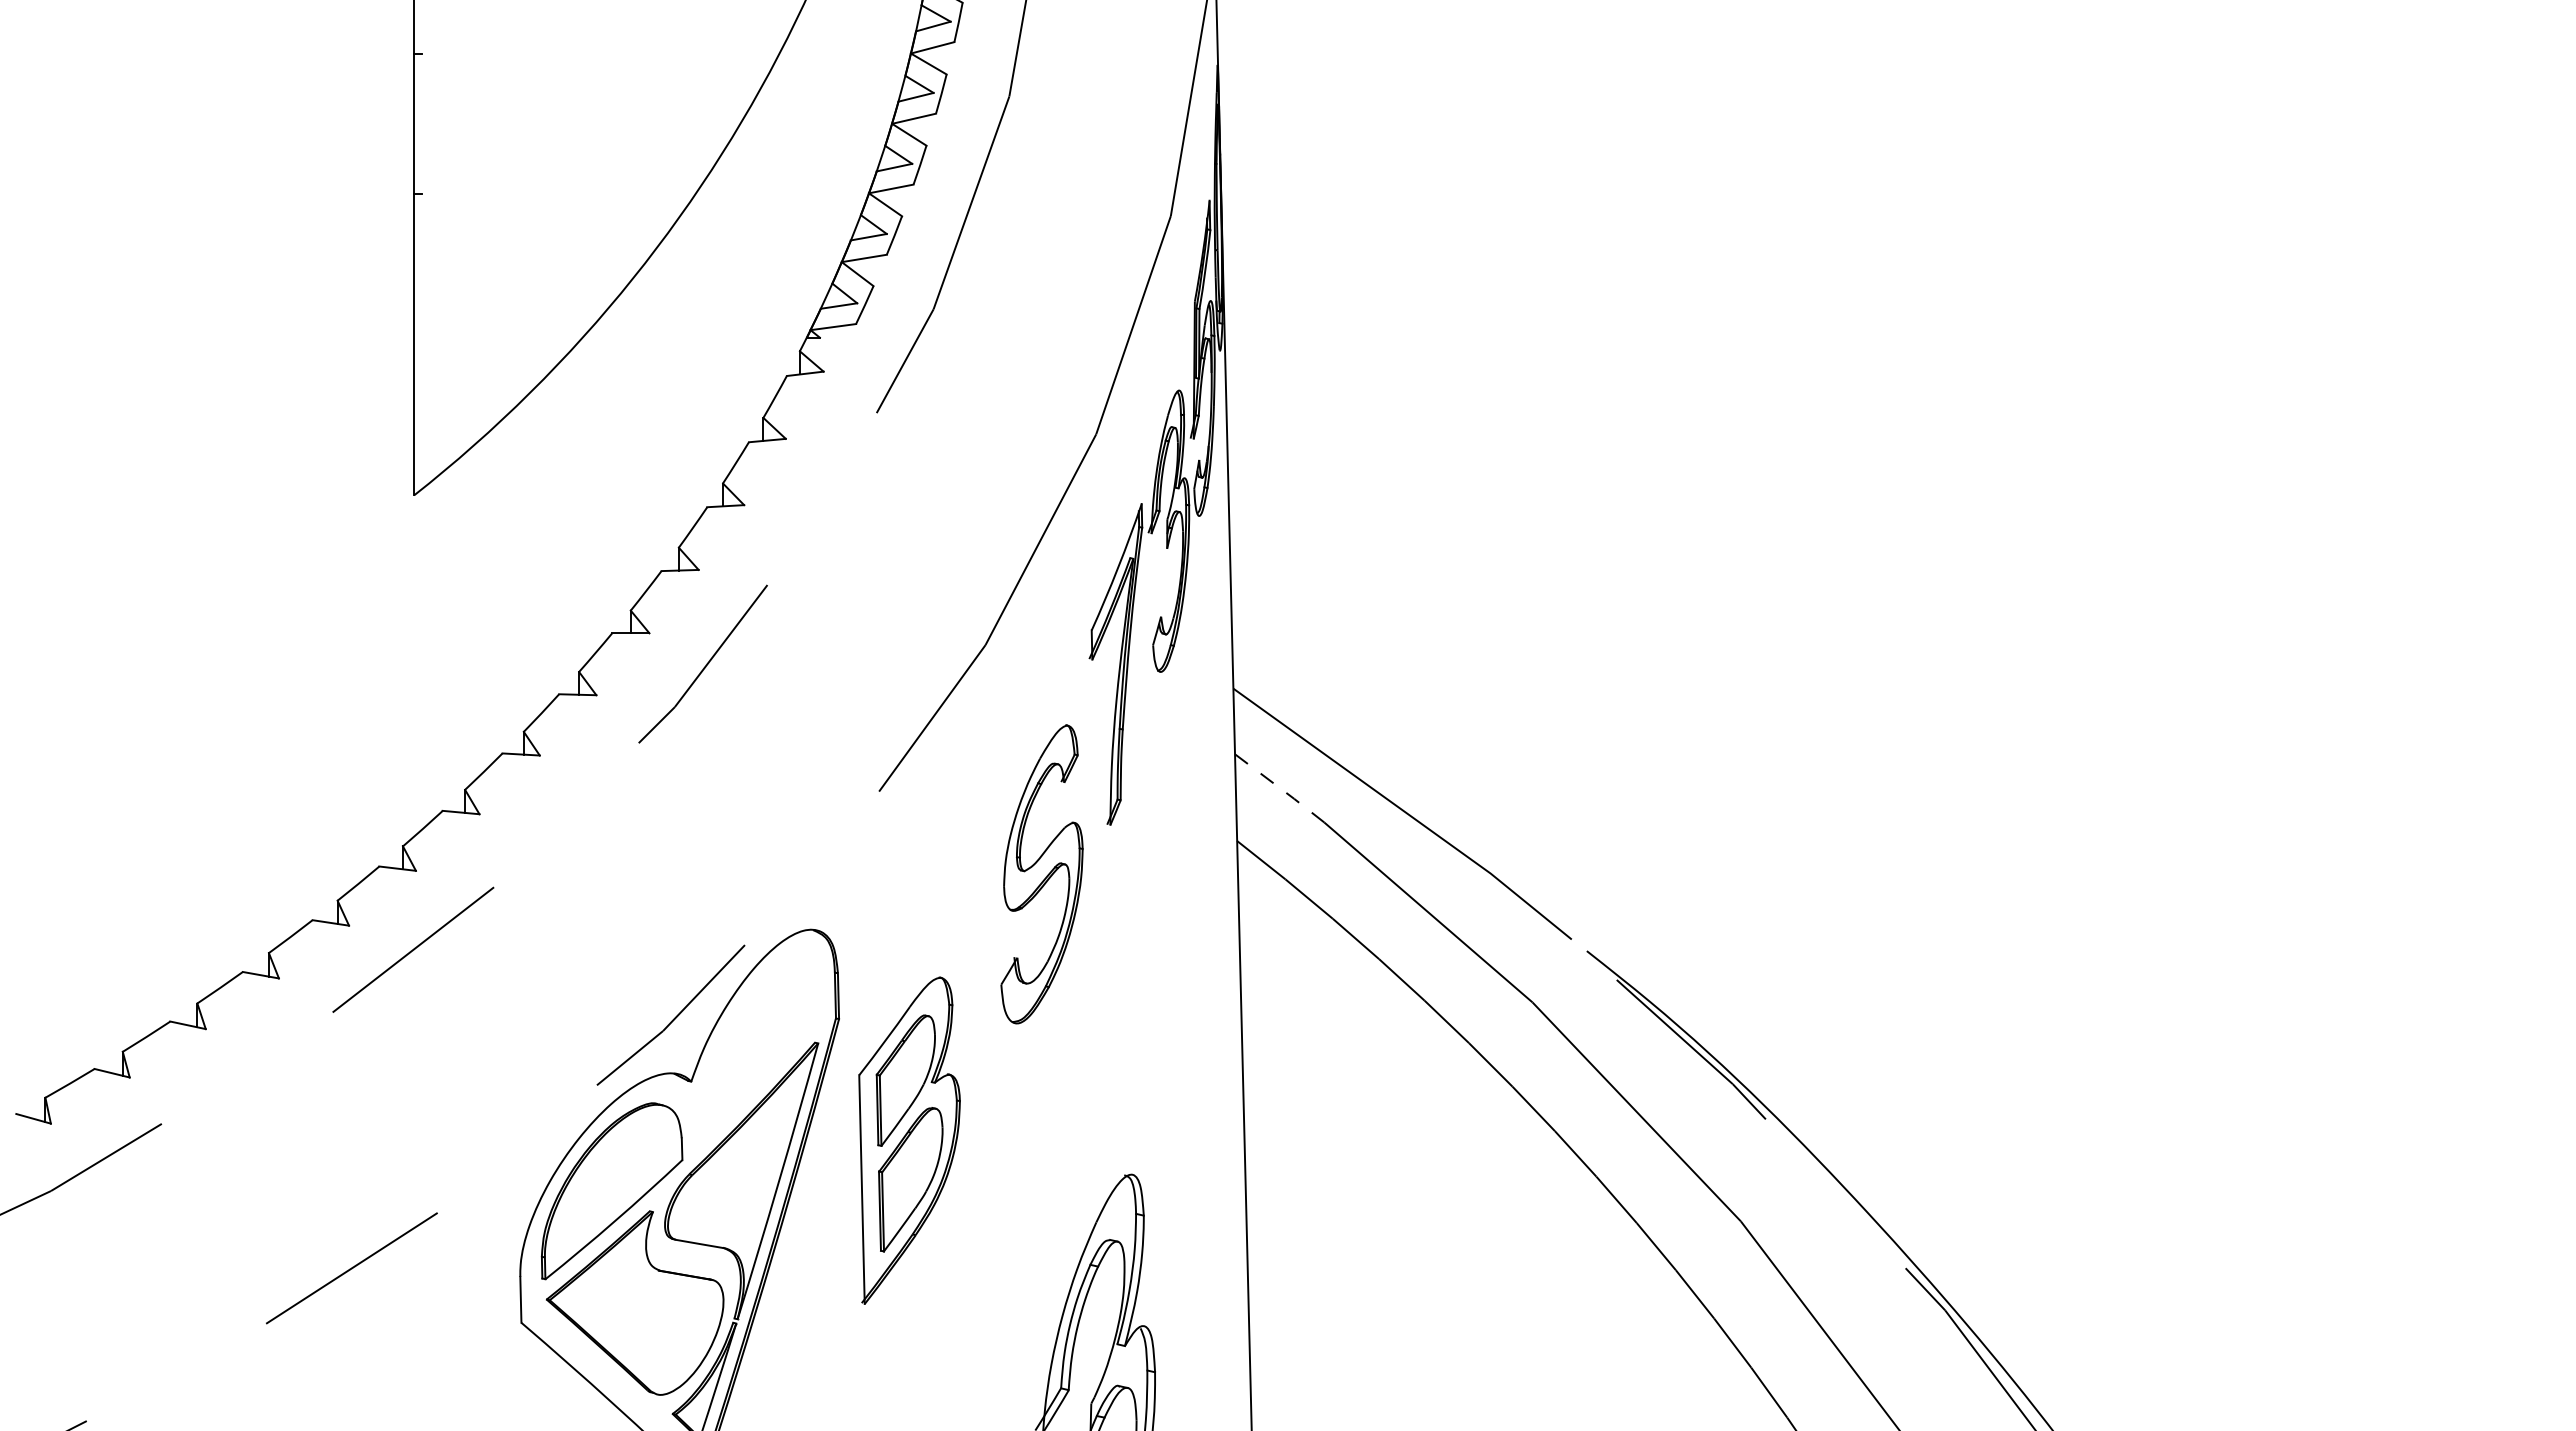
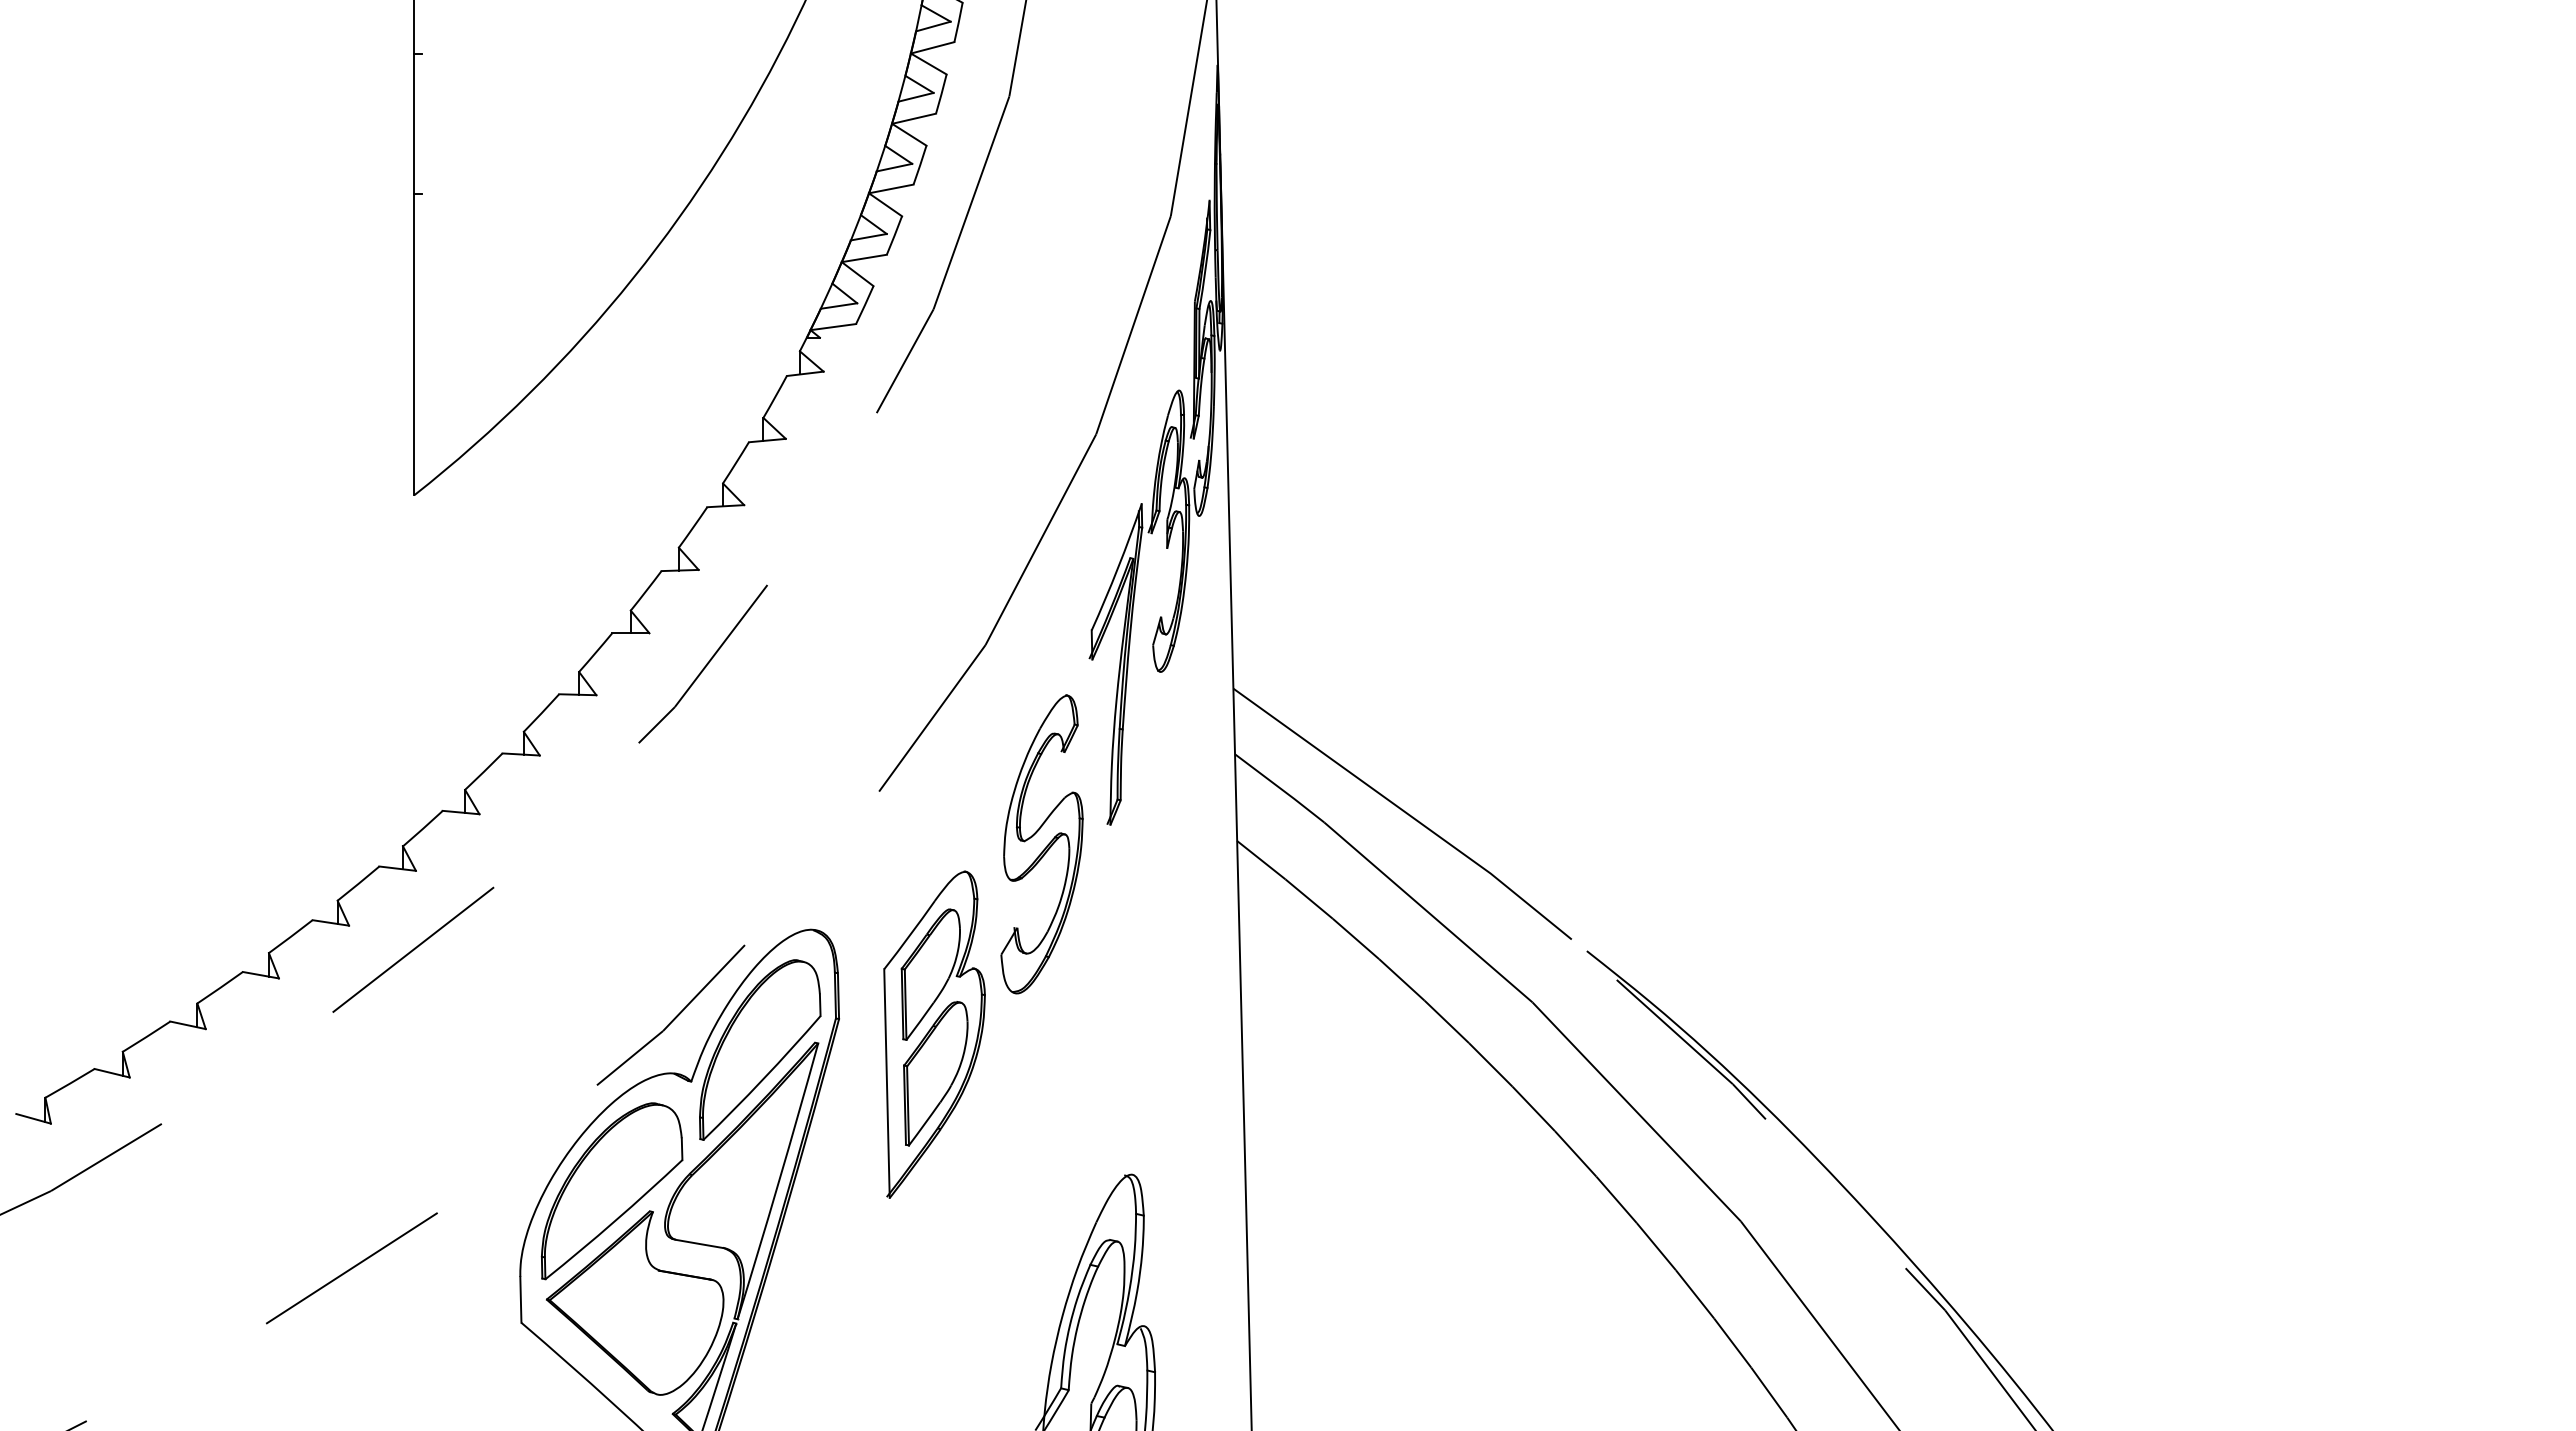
line: dashed -> solid (1280, 788)
part position: (1041, 874) -> (1041, 844) (1041, 844)
part: none -> present (760, 1049)
part position: (909, 1140) -> (934, 1034) (934, 1034)
